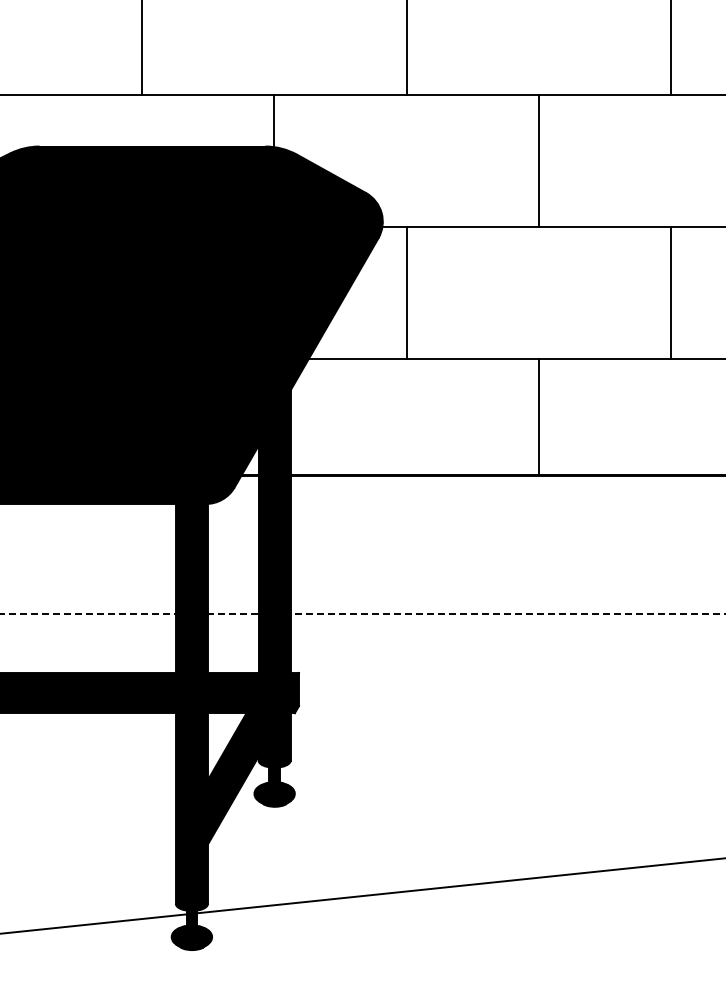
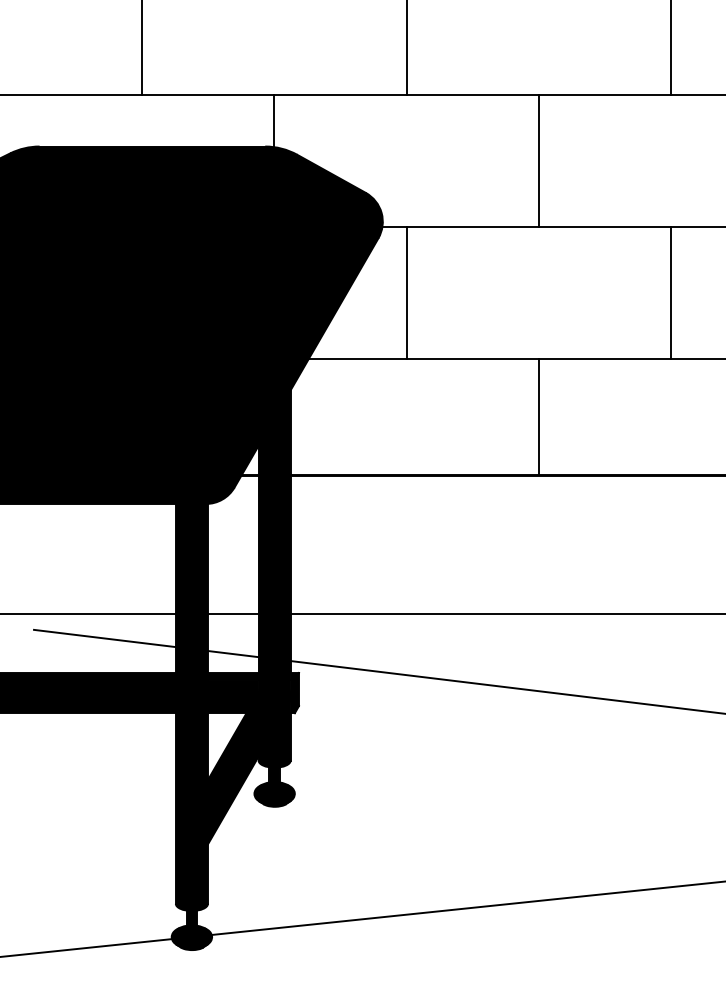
line: dashed -> solid (363, 614)
line: none -> present (378, 671)
line position: (362, 895) -> (362, 918) (362, 918)
